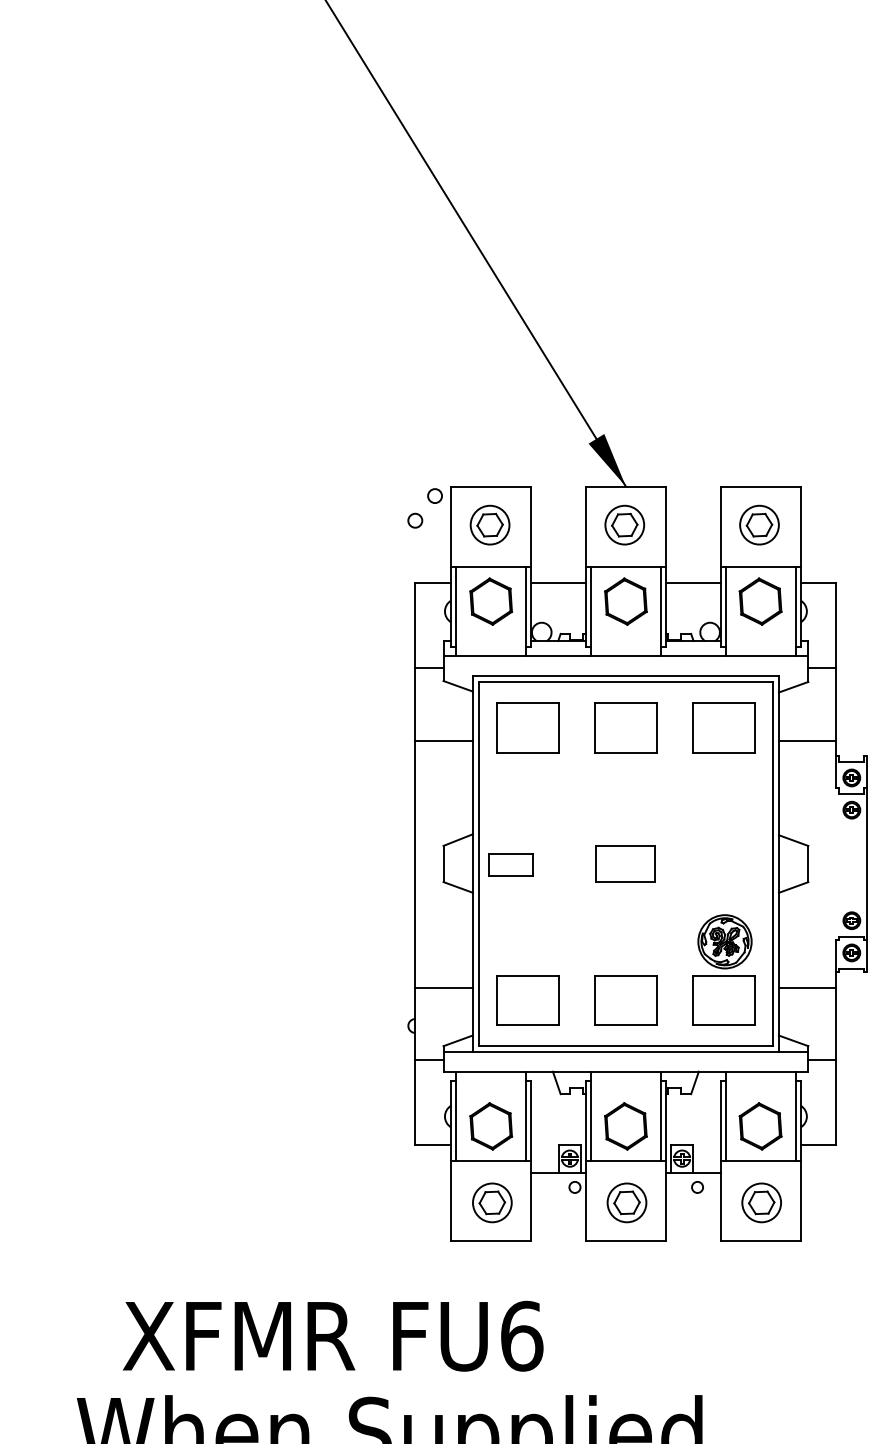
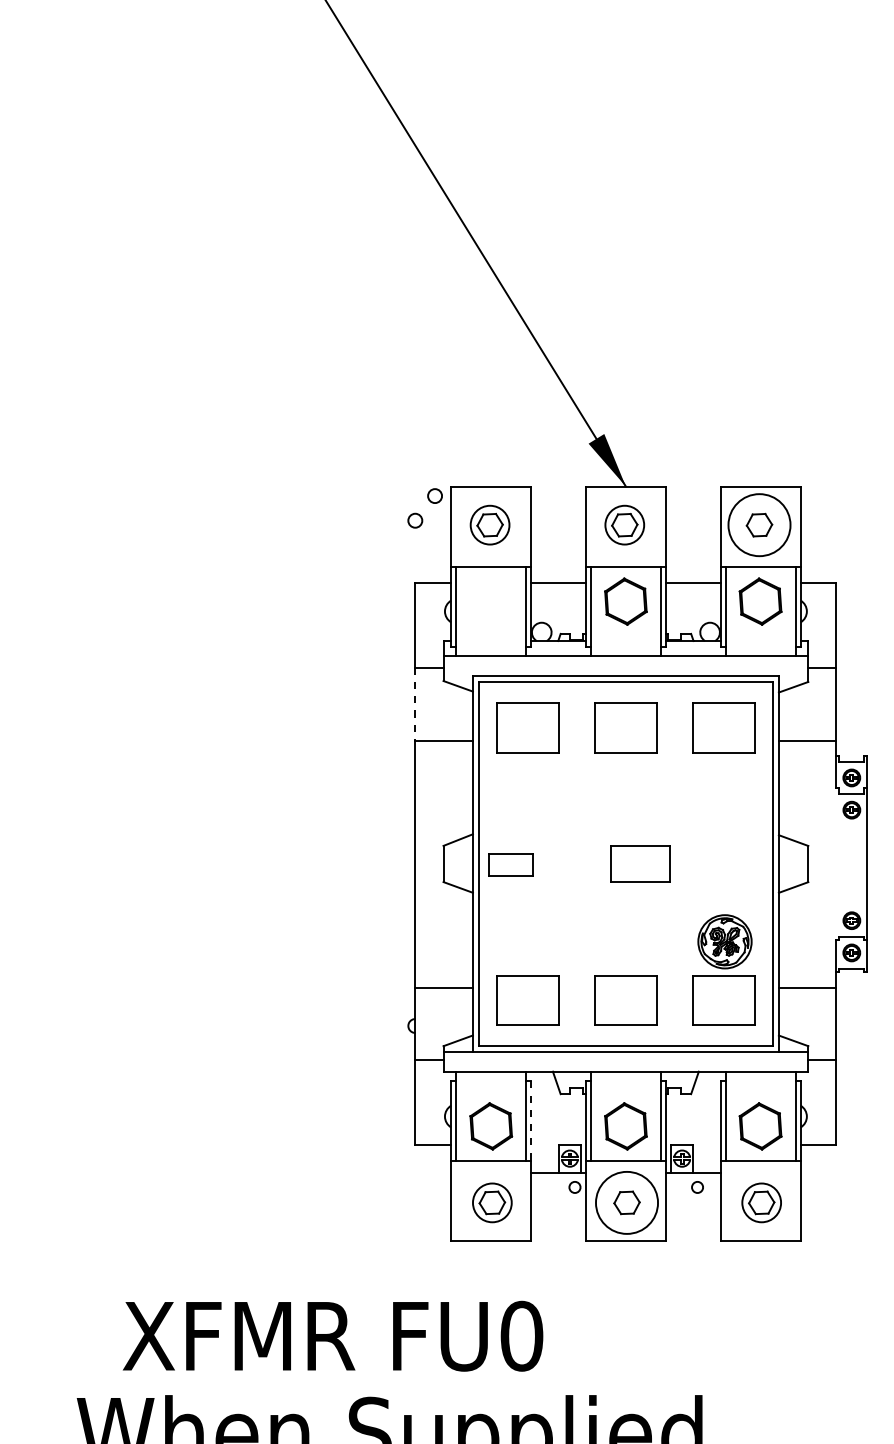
circle diameter: 39 px -> 62 px (759, 525)
part: present -> none (491, 601)
line: solid -> dashed (415, 704)
part position: (625, 863) -> (640, 863) (640, 863)
line: solid -> dashed (531, 1121)
circle diameter: 39 px -> 62 px (626, 1202)
text: FU6 -> FU0 (521, 1335)
